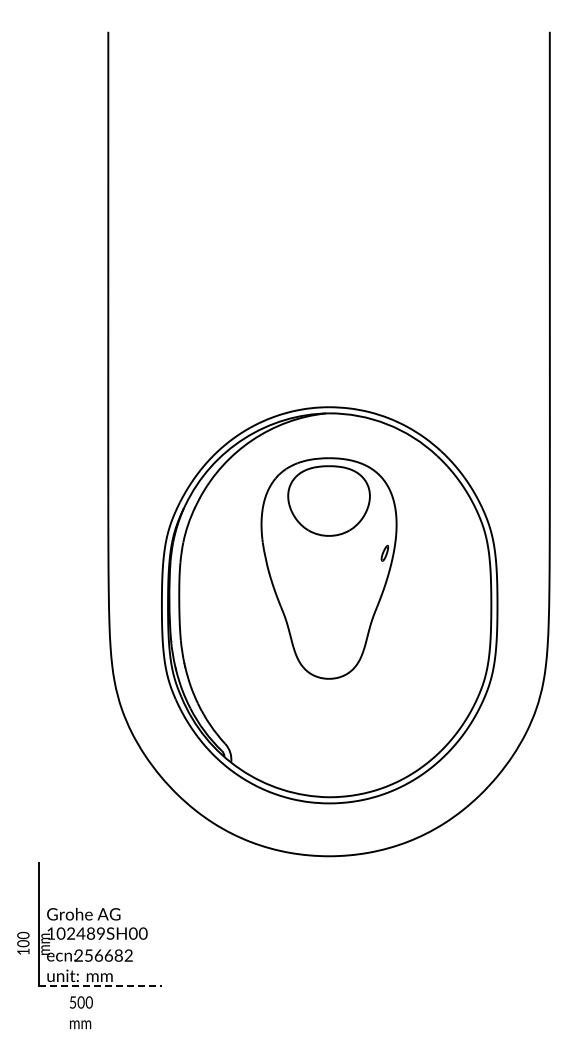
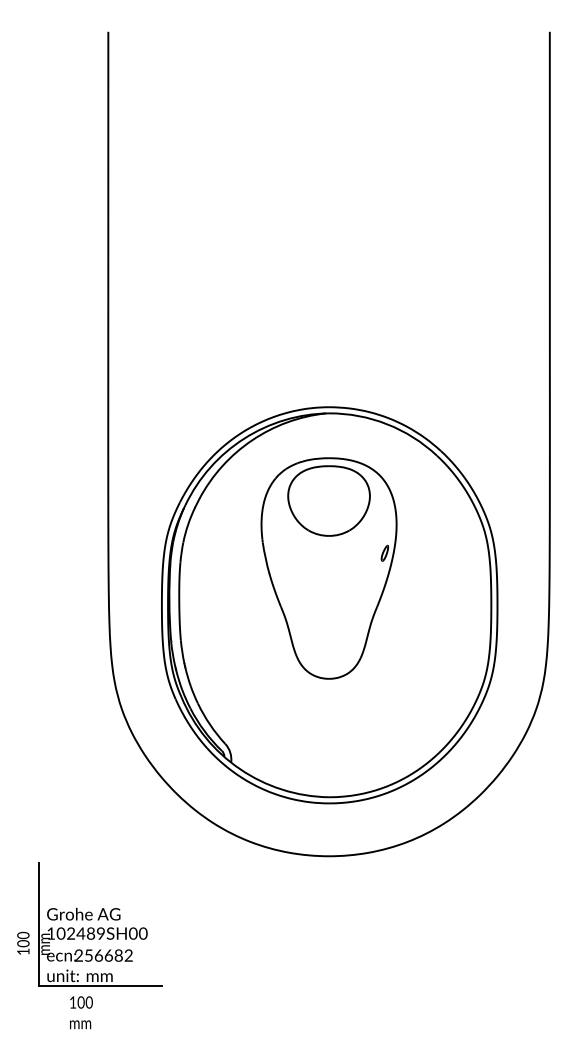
line: dashed -> solid (100, 986)
text: 500 -> 100 (73, 1002)
